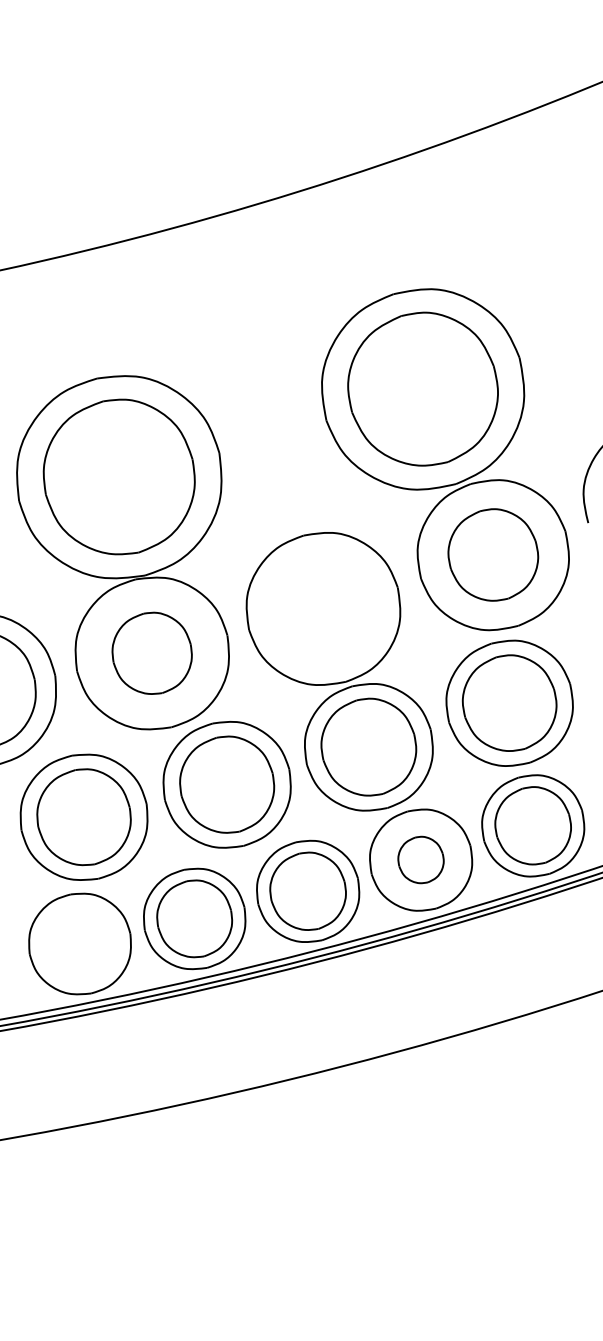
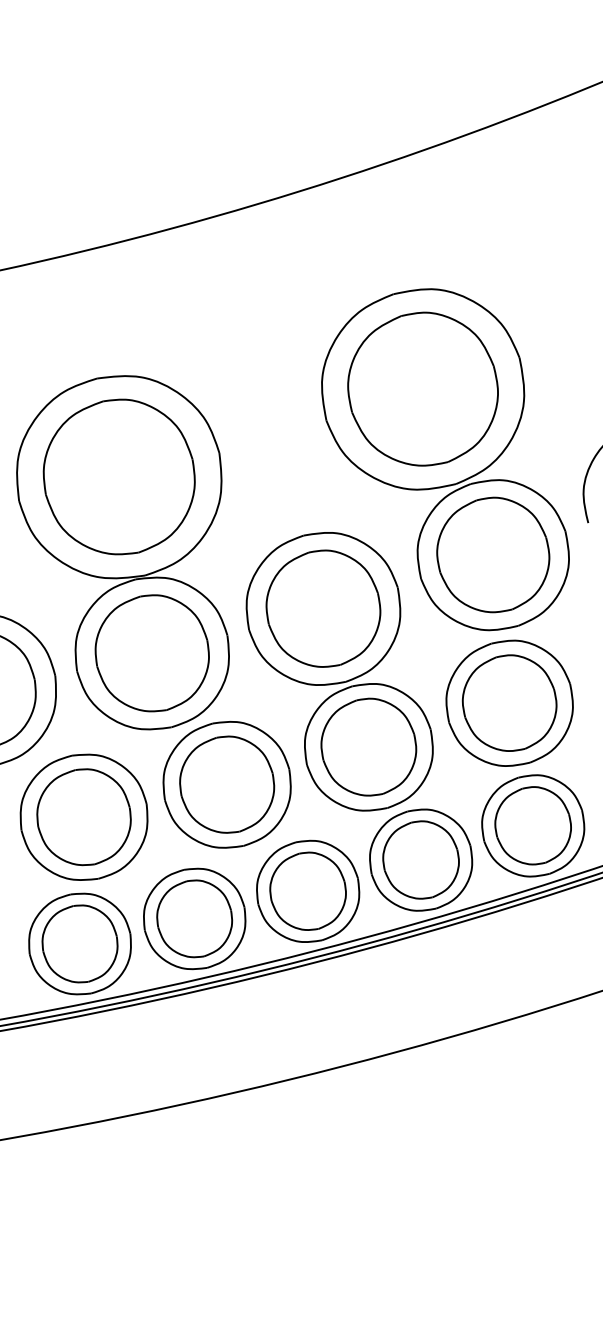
part size: 93x94 px -> 115x118 px (493, 554)
part: none -> present (323, 608)
part size: 82x84 px -> 116x119 px (151, 653)
part size: 48x50 px -> 78x80 px (420, 859)
part: none -> present (79, 943)
